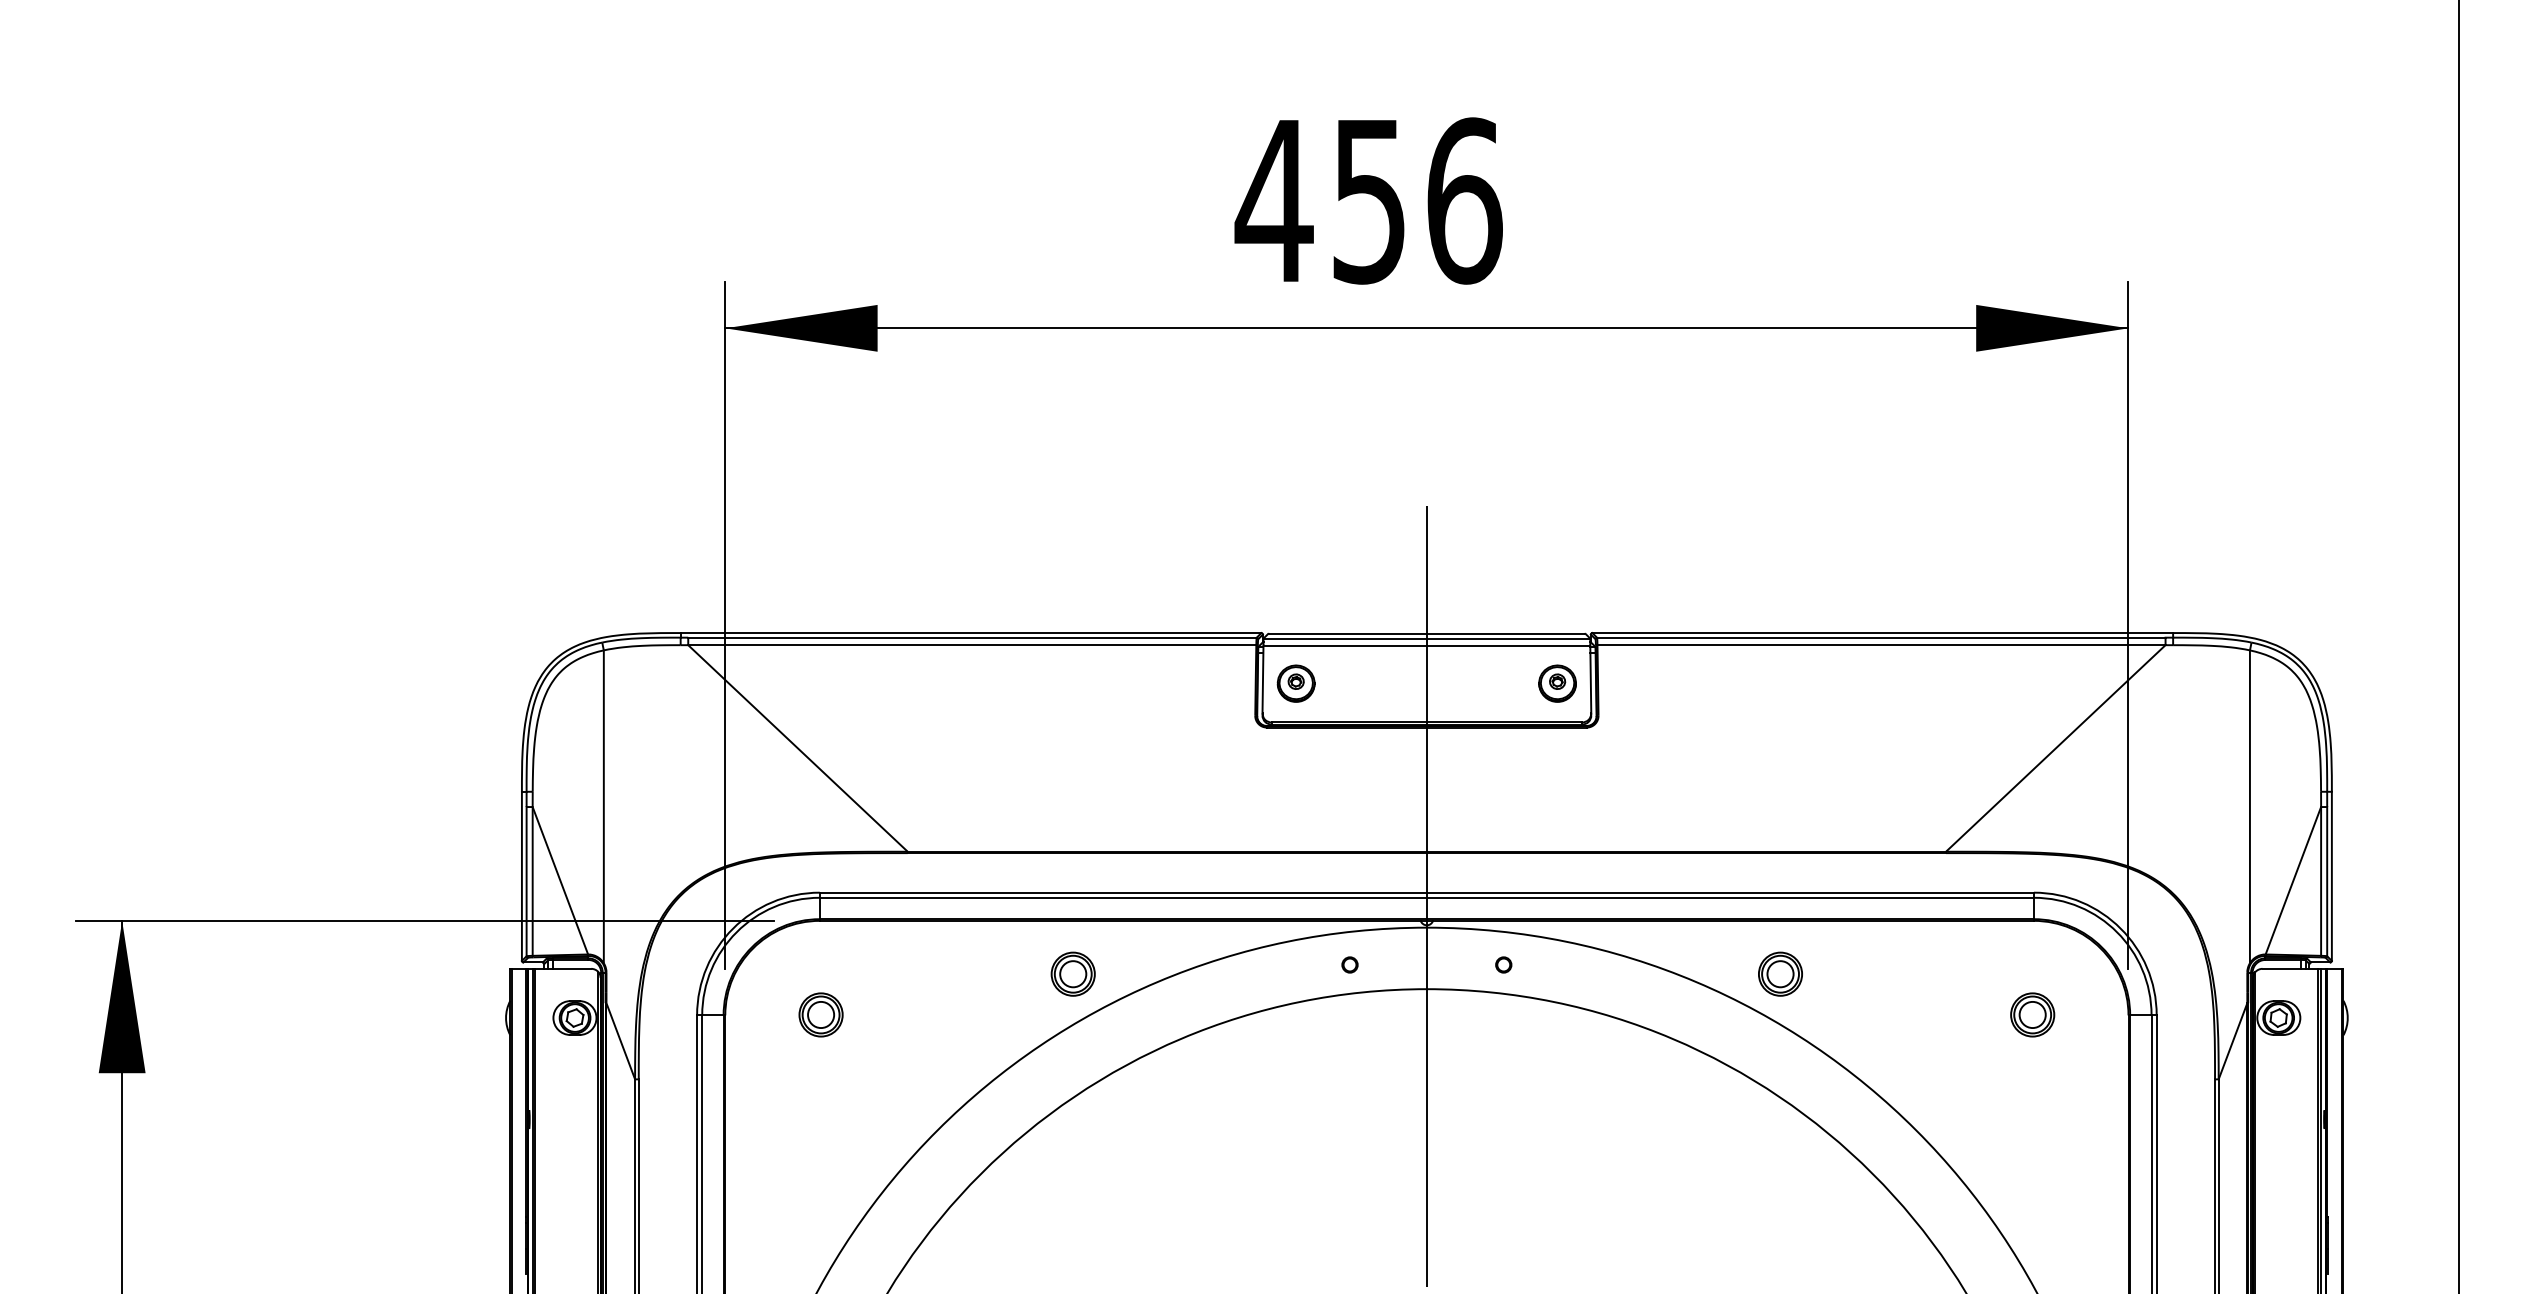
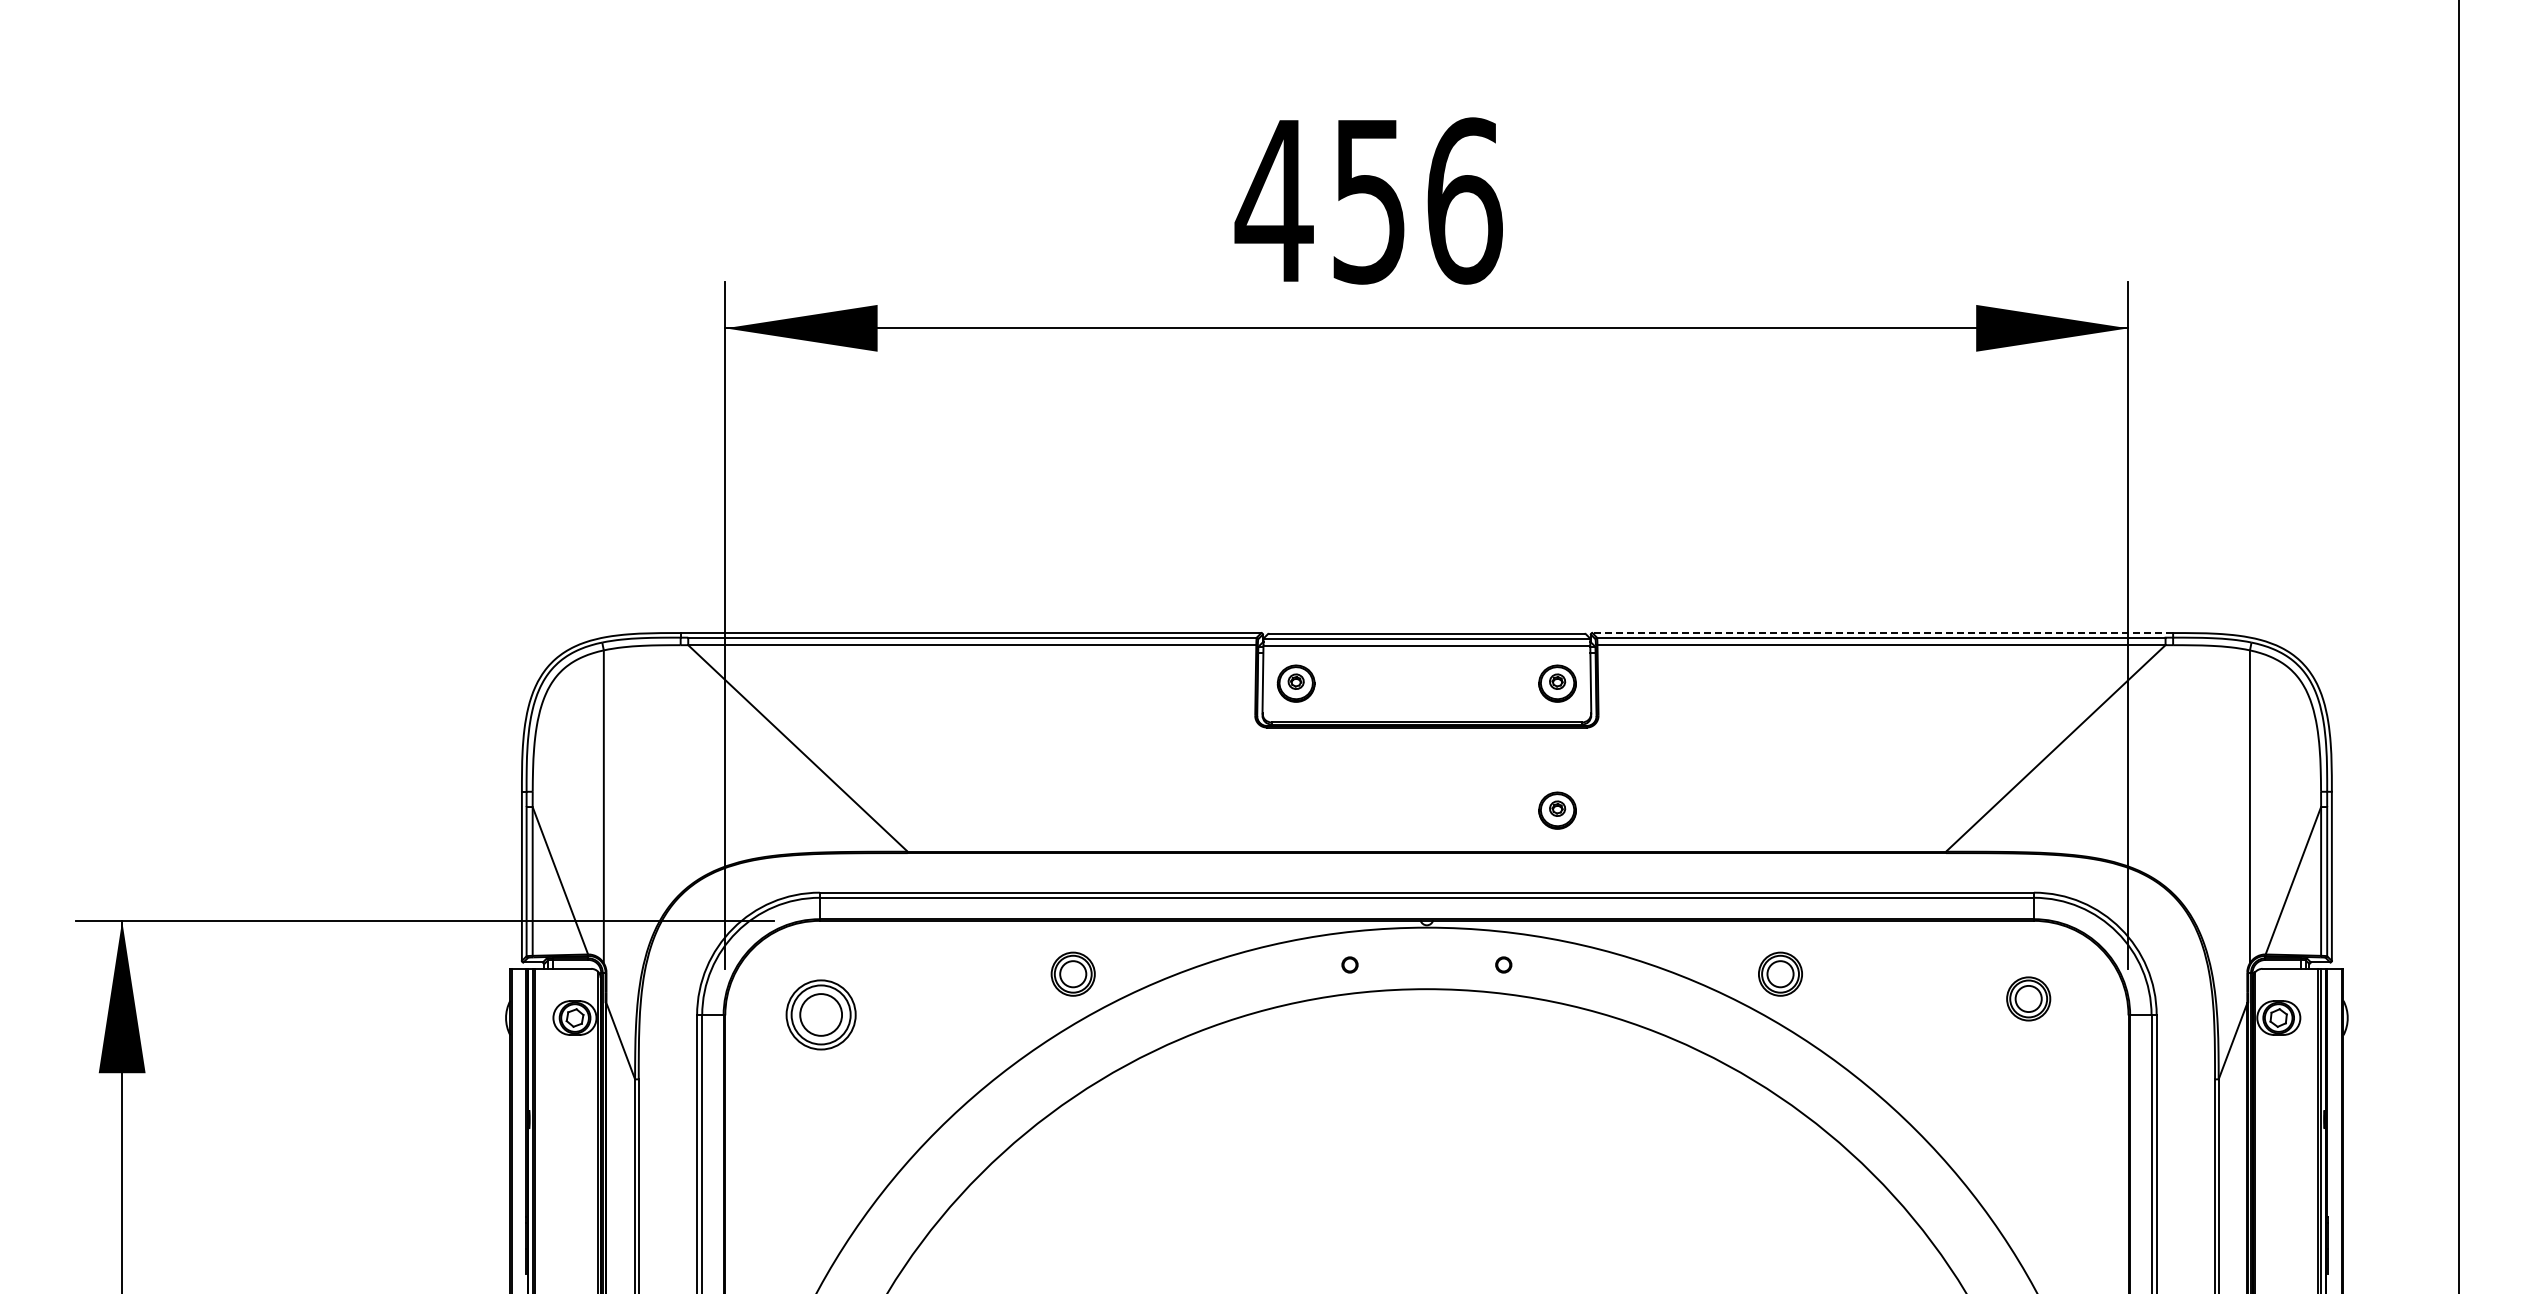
line: solid -> dashed (1882, 633)
part: none -> present (1557, 810)
line: present -> none (1426, 897)
part size: 46x46 px -> 72x72 px (820, 1014)
part position: (2032, 1014) -> (2028, 998) (2028, 998)
